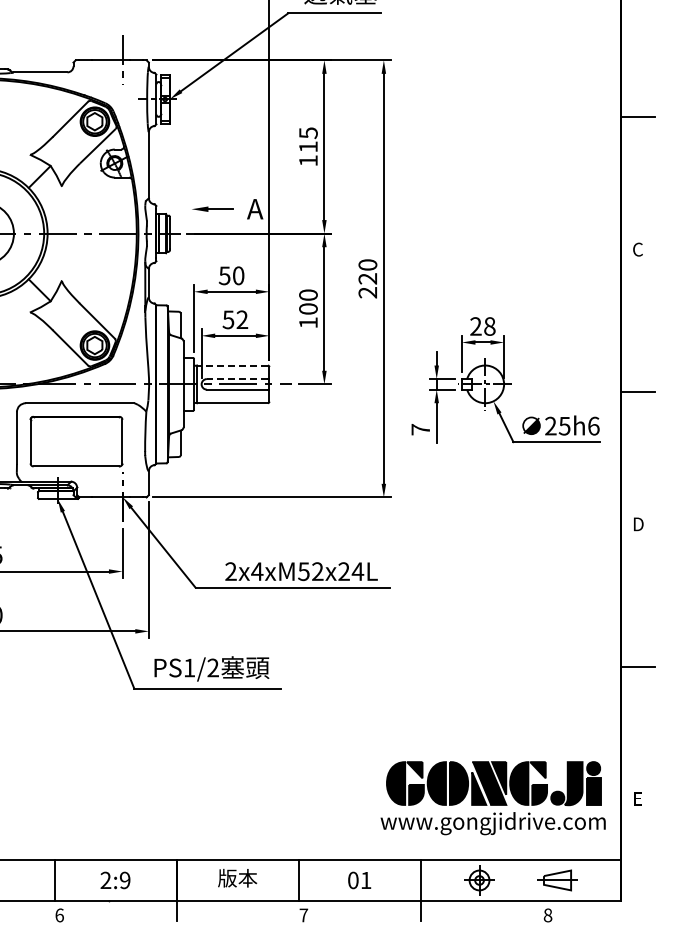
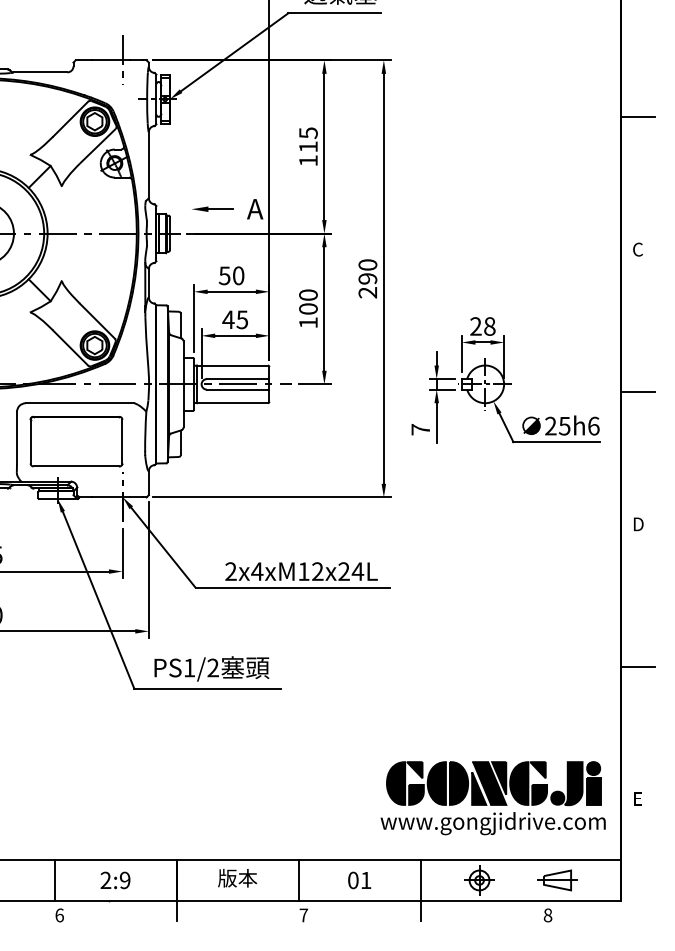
text: 220 -> 290 (367, 278)
text: 52 -> 45 (235, 319)
line: dashed -> solid (232, 365)
line: dashed -> solid (237, 379)
text: 2x4xM52x24L -> 2x4xM12x24L (303, 571)
